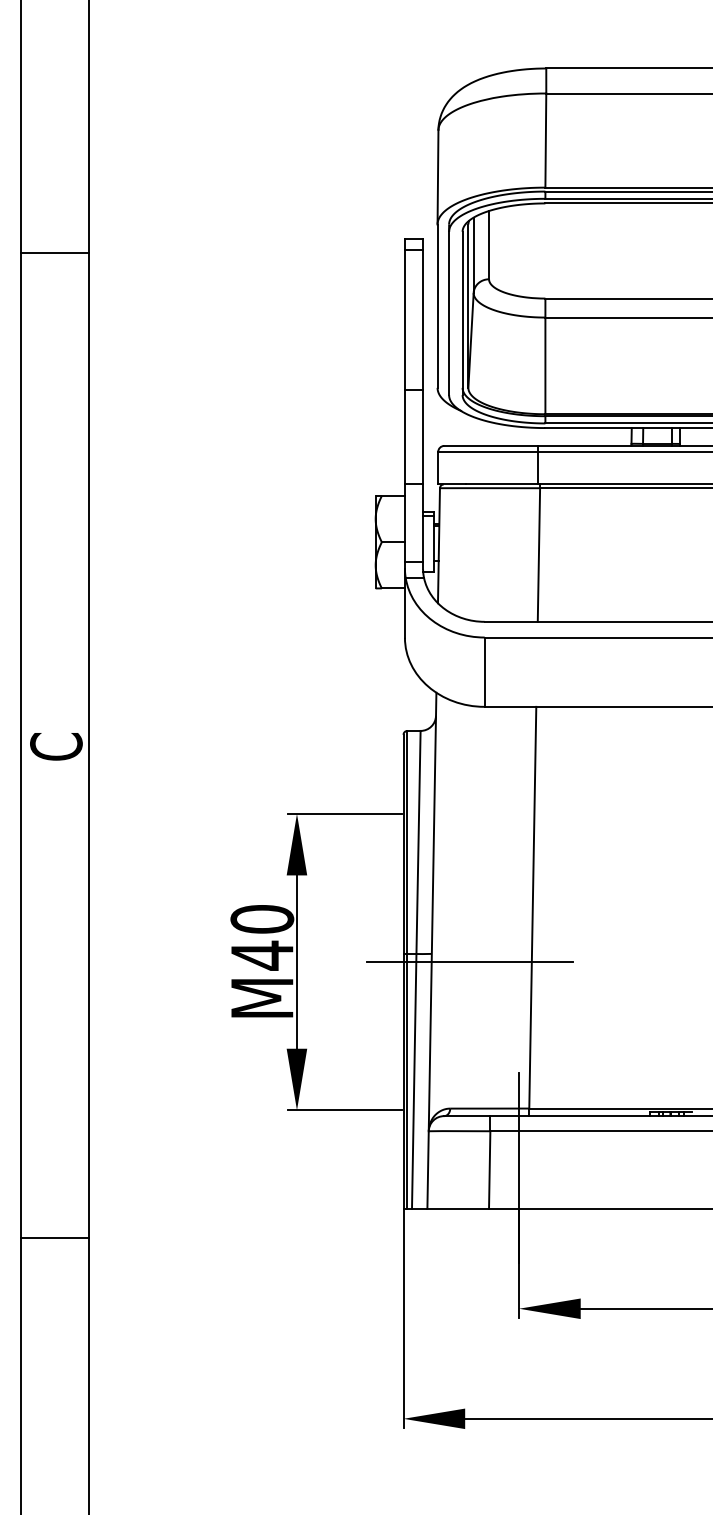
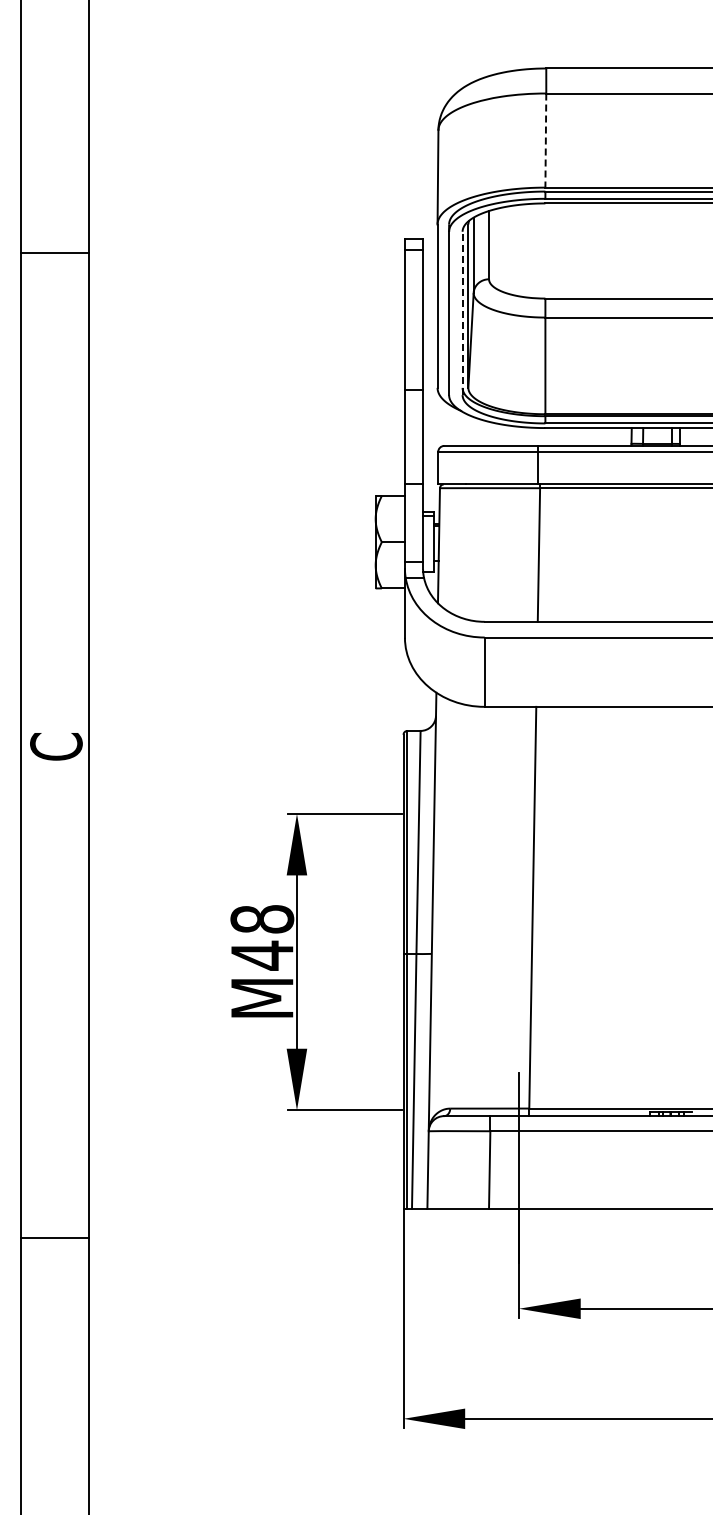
line: solid -> dashed (545, 141)
line: solid -> dashed (462, 313)
text: M40 -> M48 (261, 919)
line: present -> none (469, 962)
